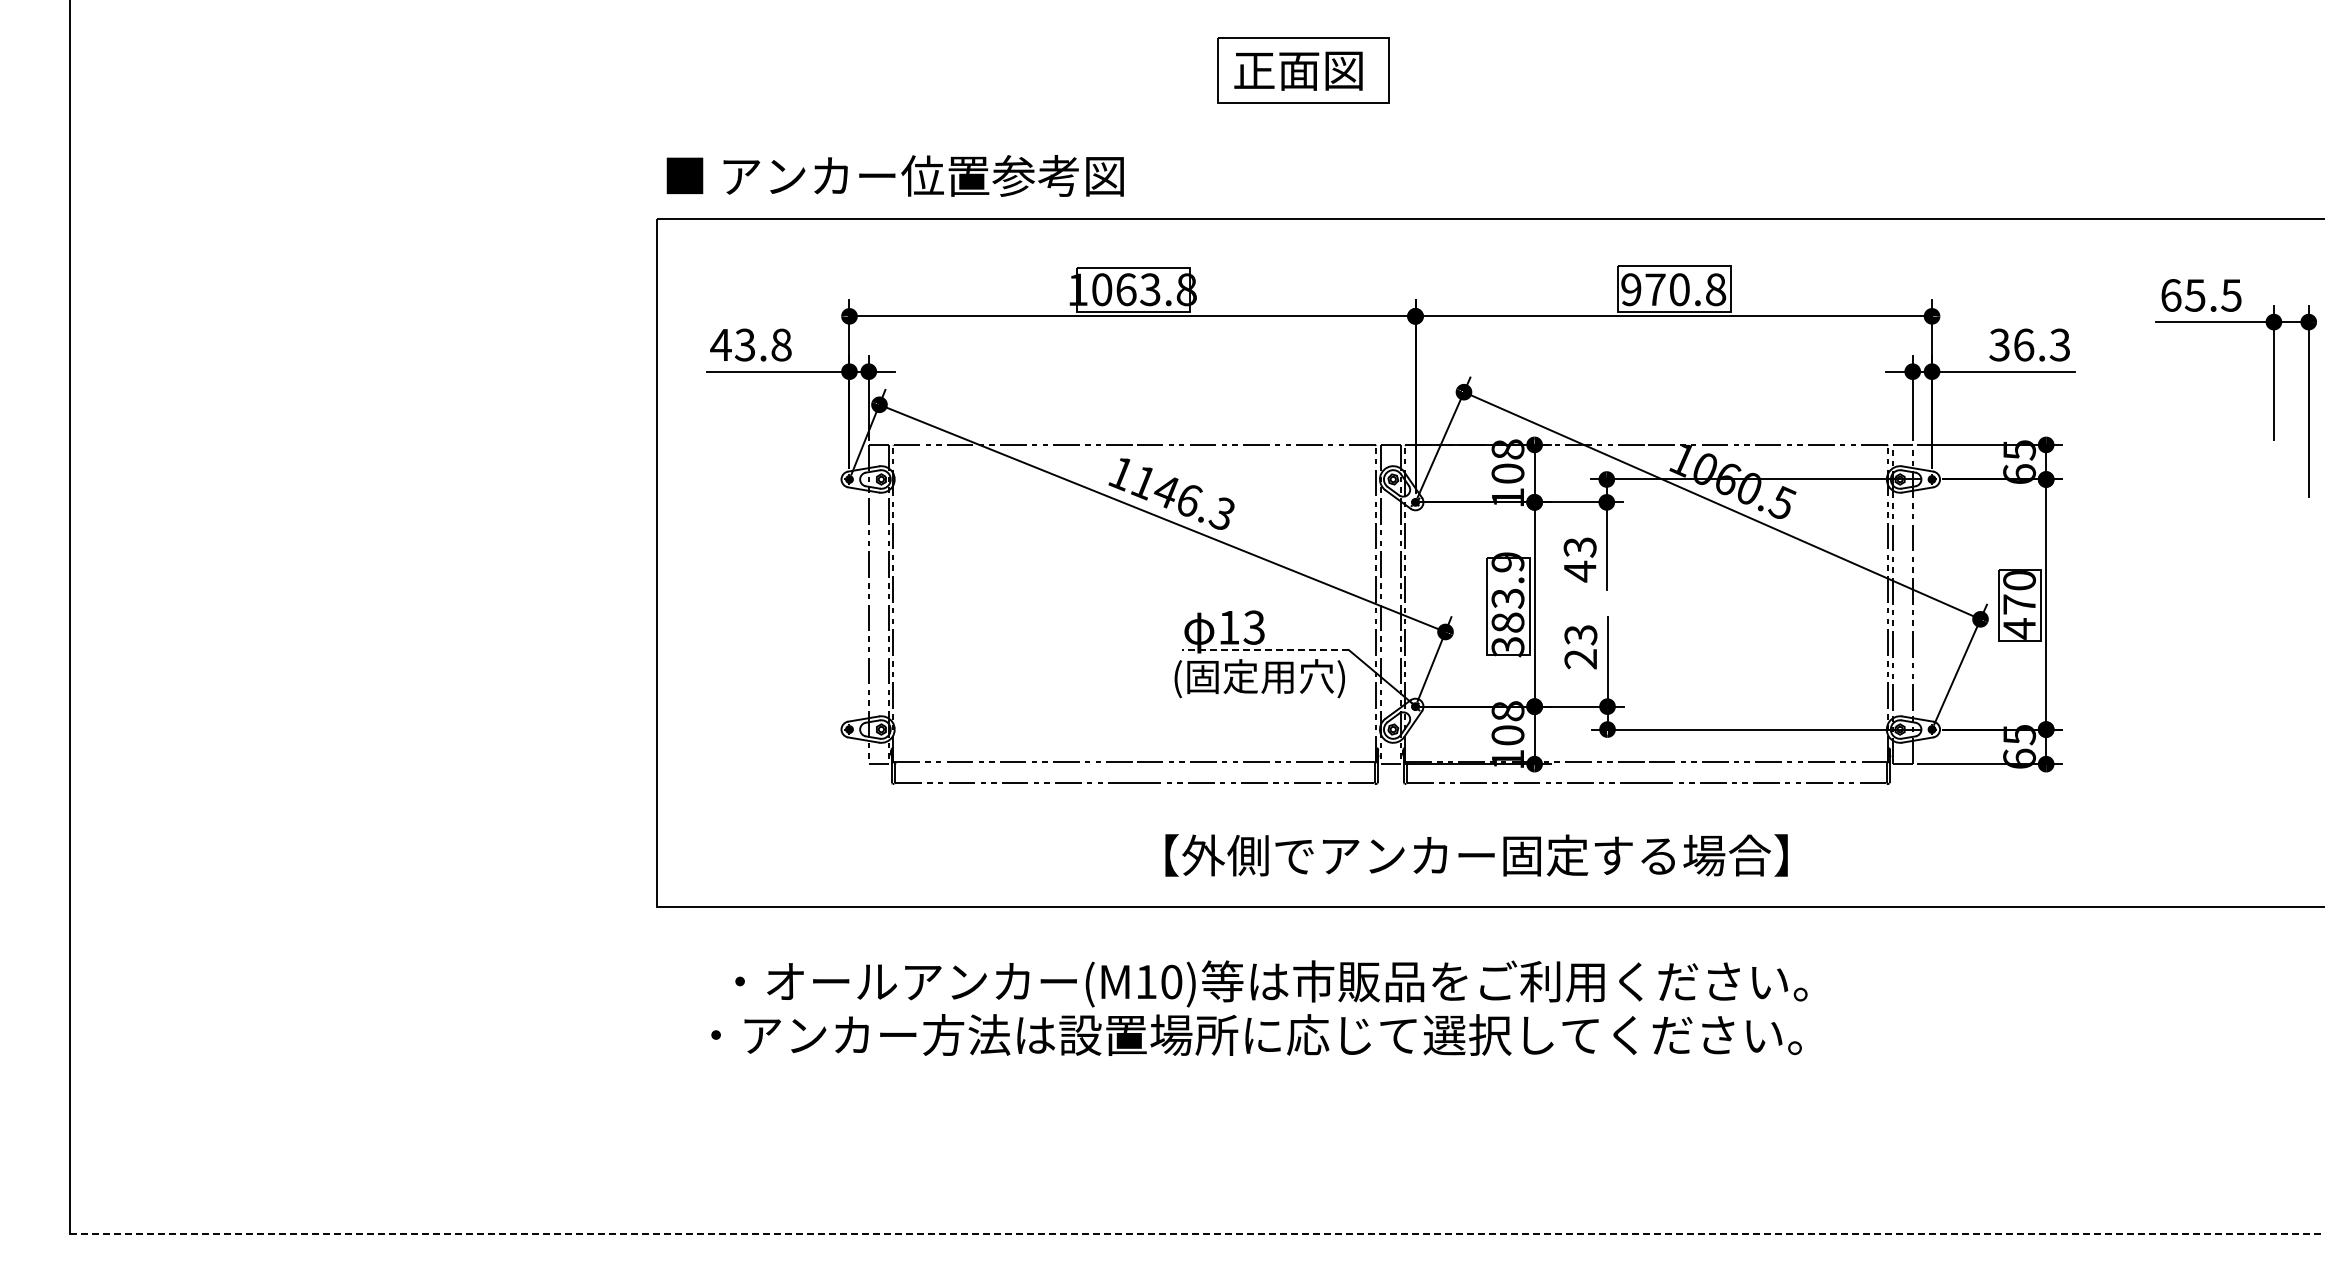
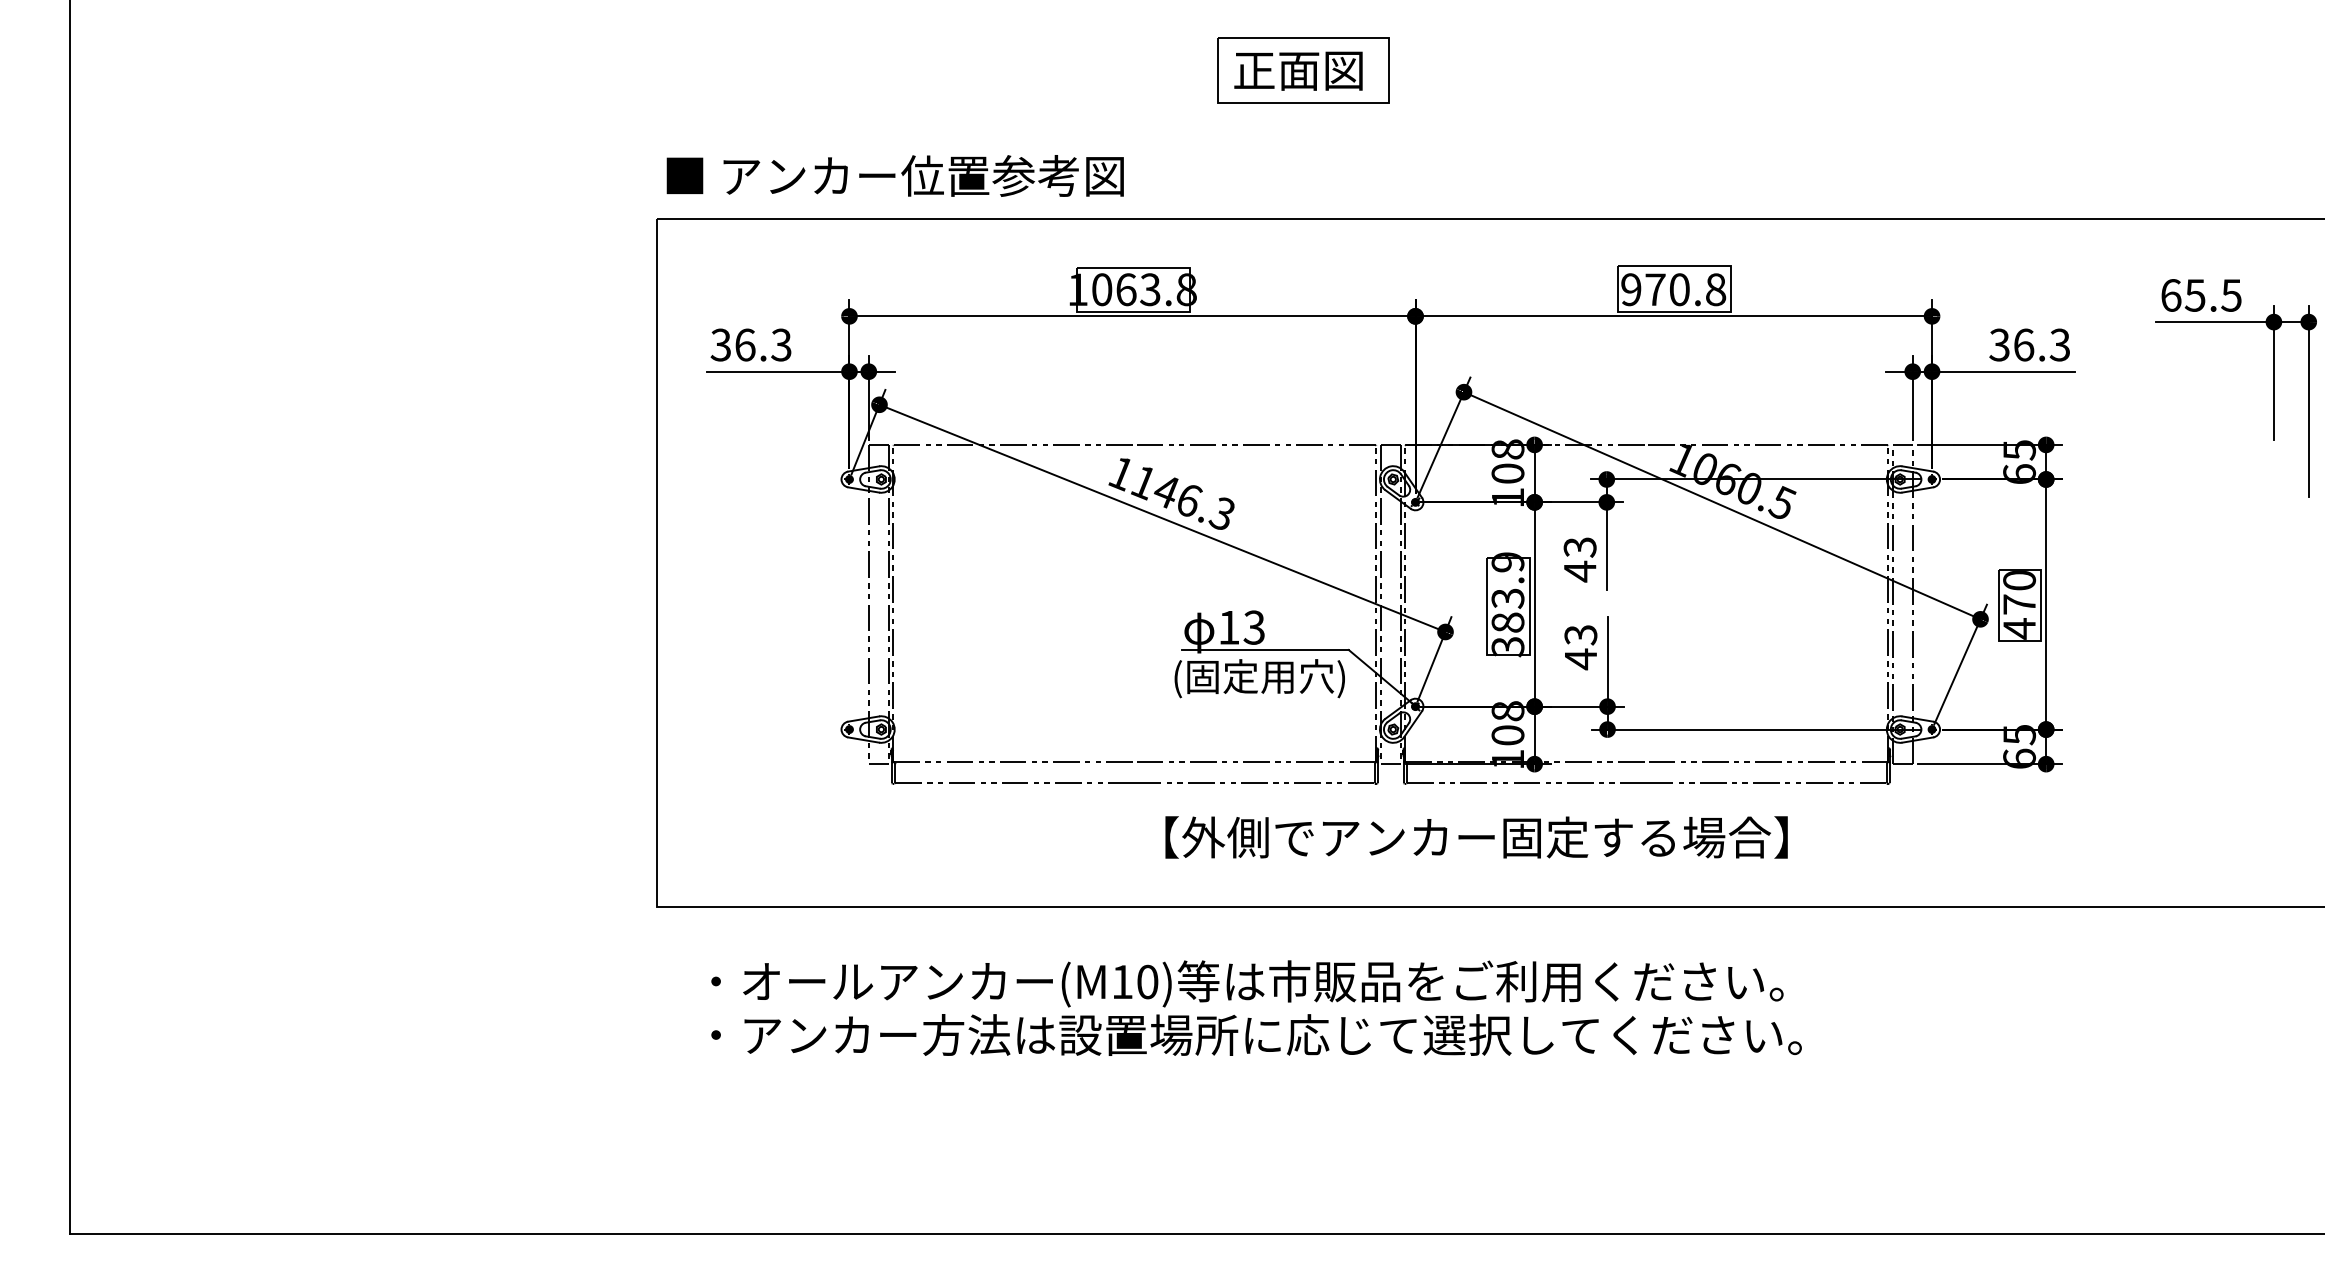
text: 43.8 -> 36.3 (750, 344)
line: dashed -> solid (1264, 650)
text: 23 -> 43 (1580, 659)
text position: (1476, 855) -> (1476, 837) (1476, 837)
text position: (1271, 983) -> (1247, 983) (1247, 983)
line: dashed -> solid (1197, 1233)
